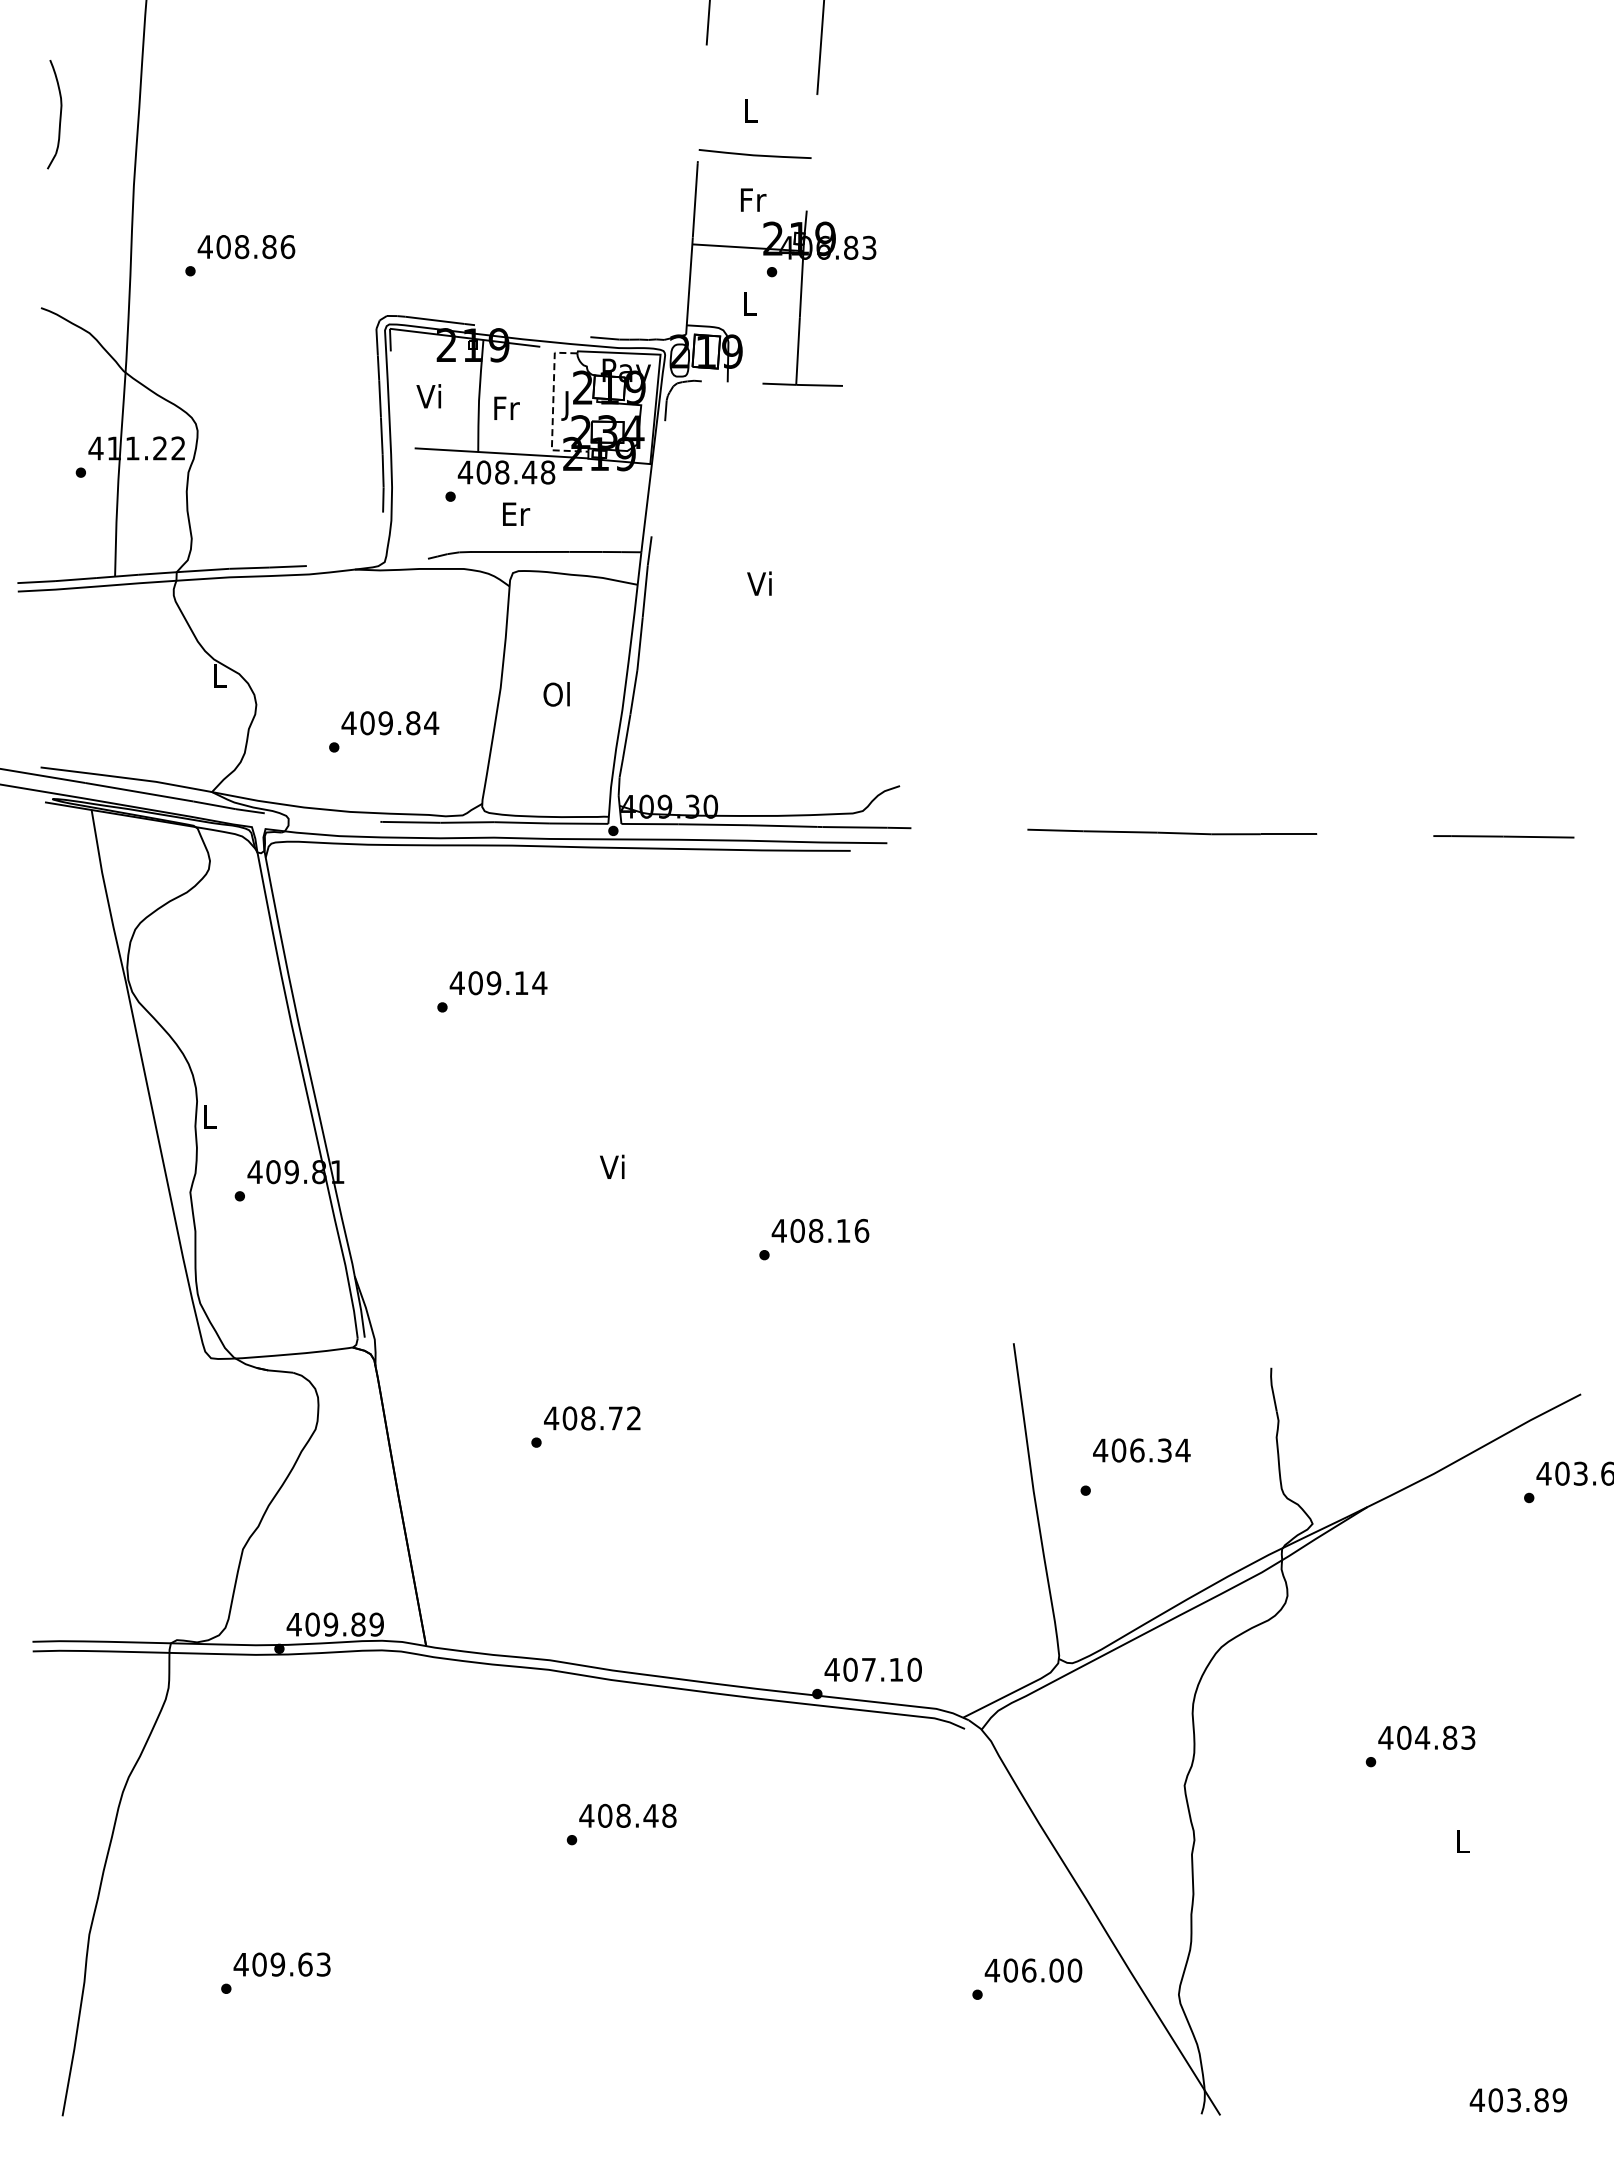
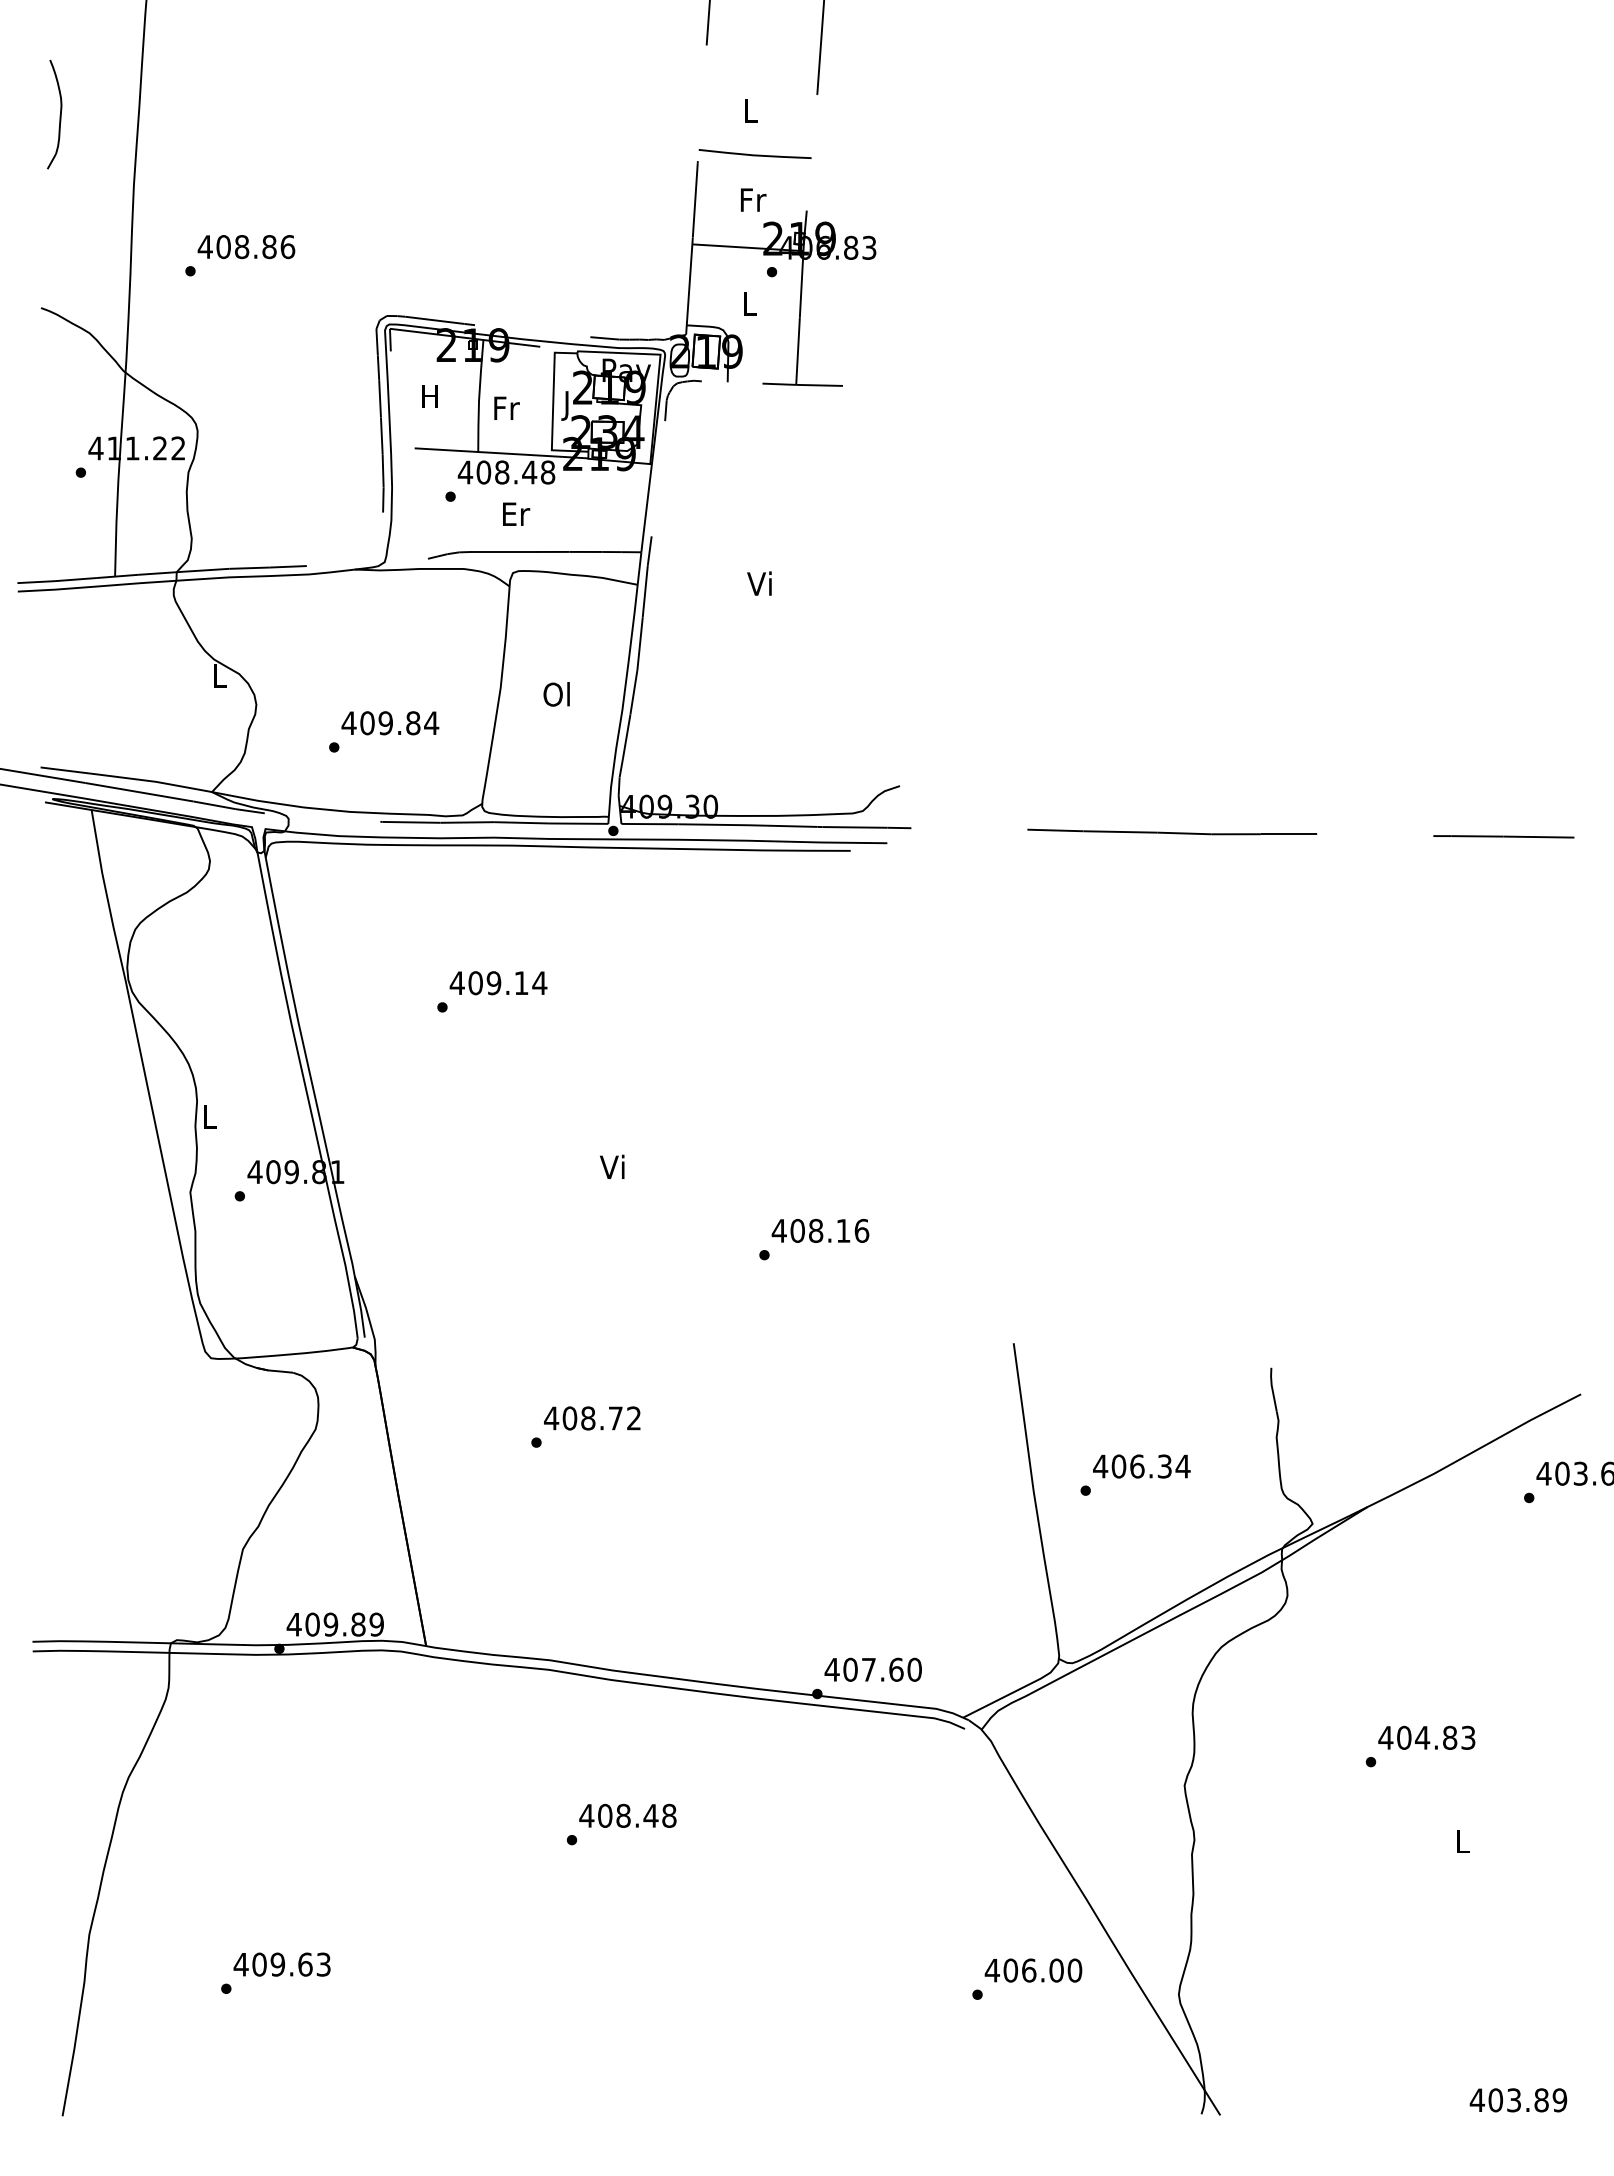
text: Vi -> H (428, 396)
line: dashed -> solid (553, 408)
text position: (1141, 1450) -> (1141, 1466) (1141, 1466)
text: 407.10 -> 407.60 (896, 1669)
